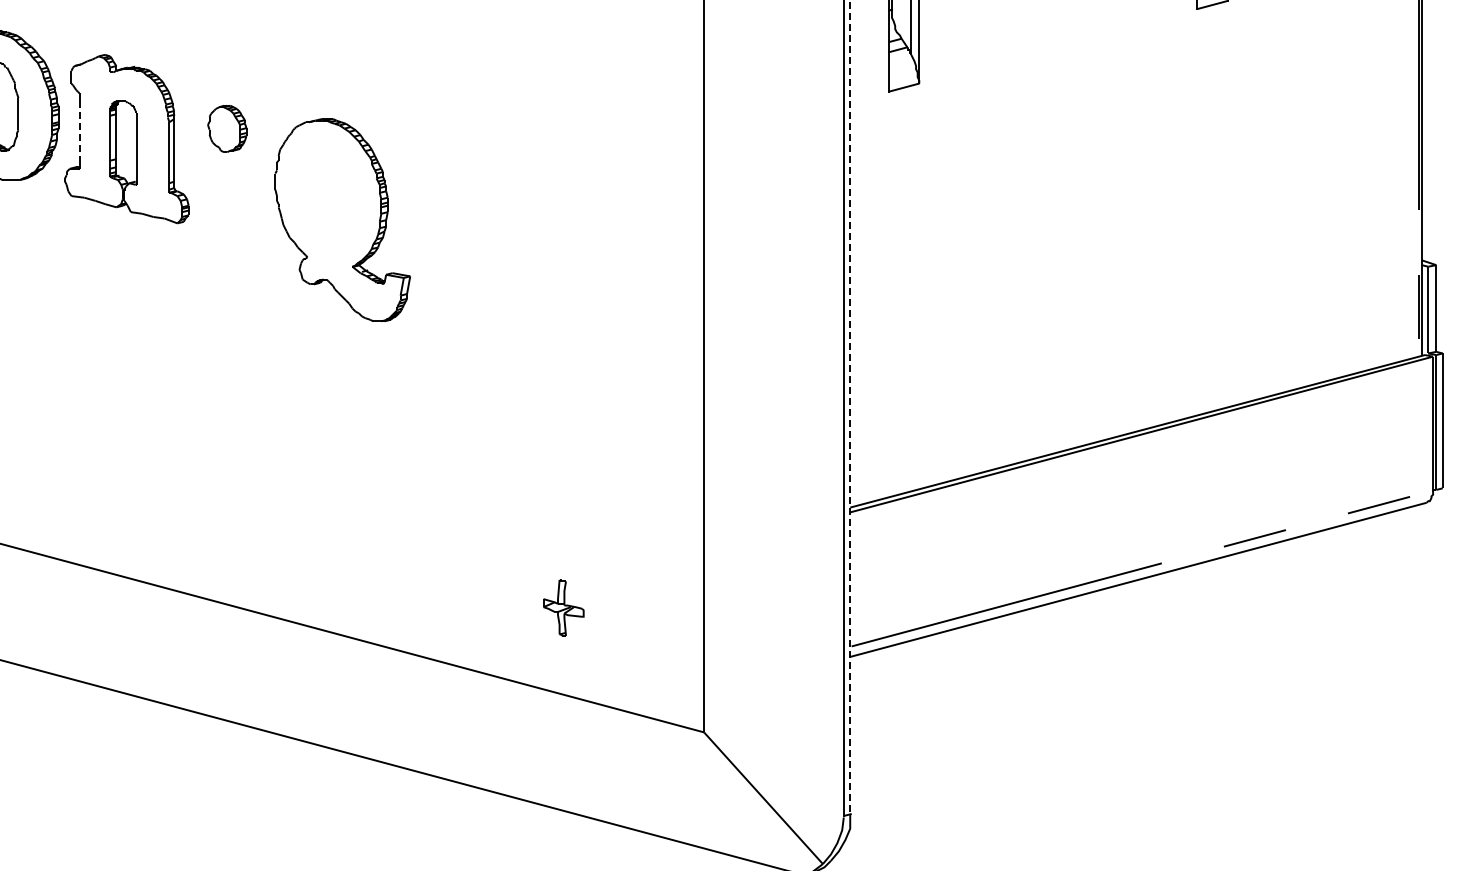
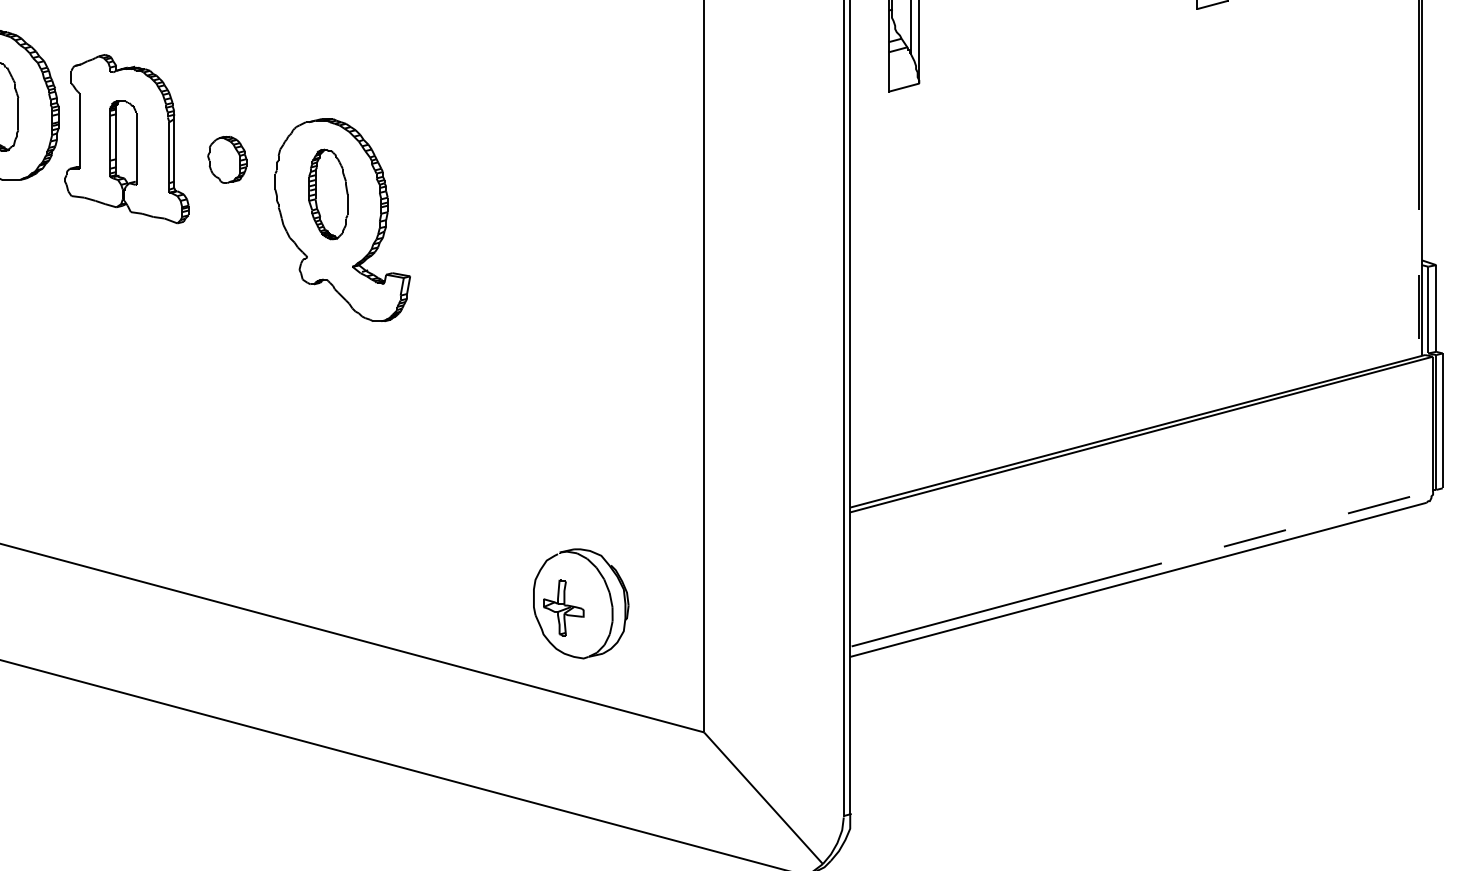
part position: (227, 128) -> (227, 159) (227, 159)
line: dashed -> solid (79, 131)
part: none -> present (328, 194)
line: dashed -> solid (850, 407)
part: none -> present (581, 603)
